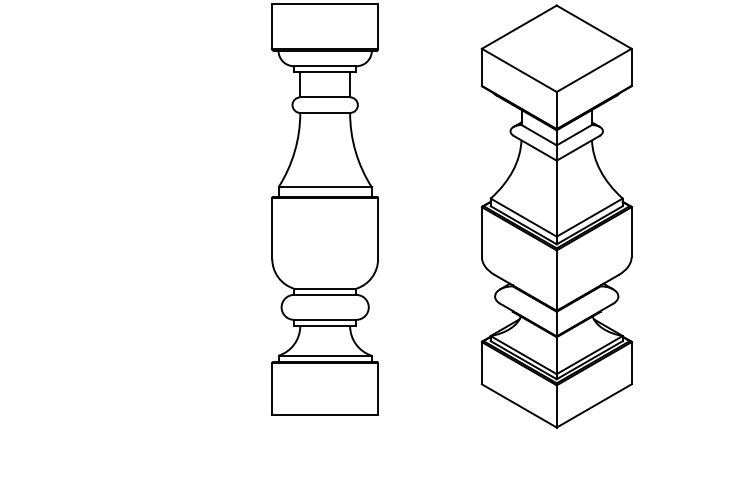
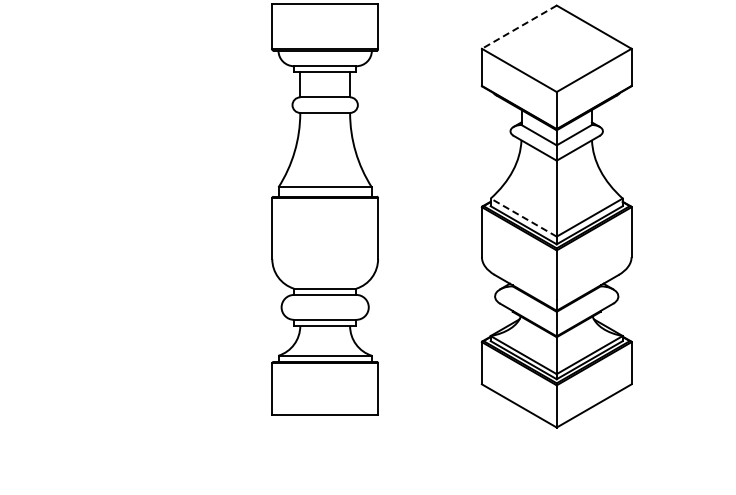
line: solid -> dashed (518, 27)
line: solid -> dashed (523, 217)
